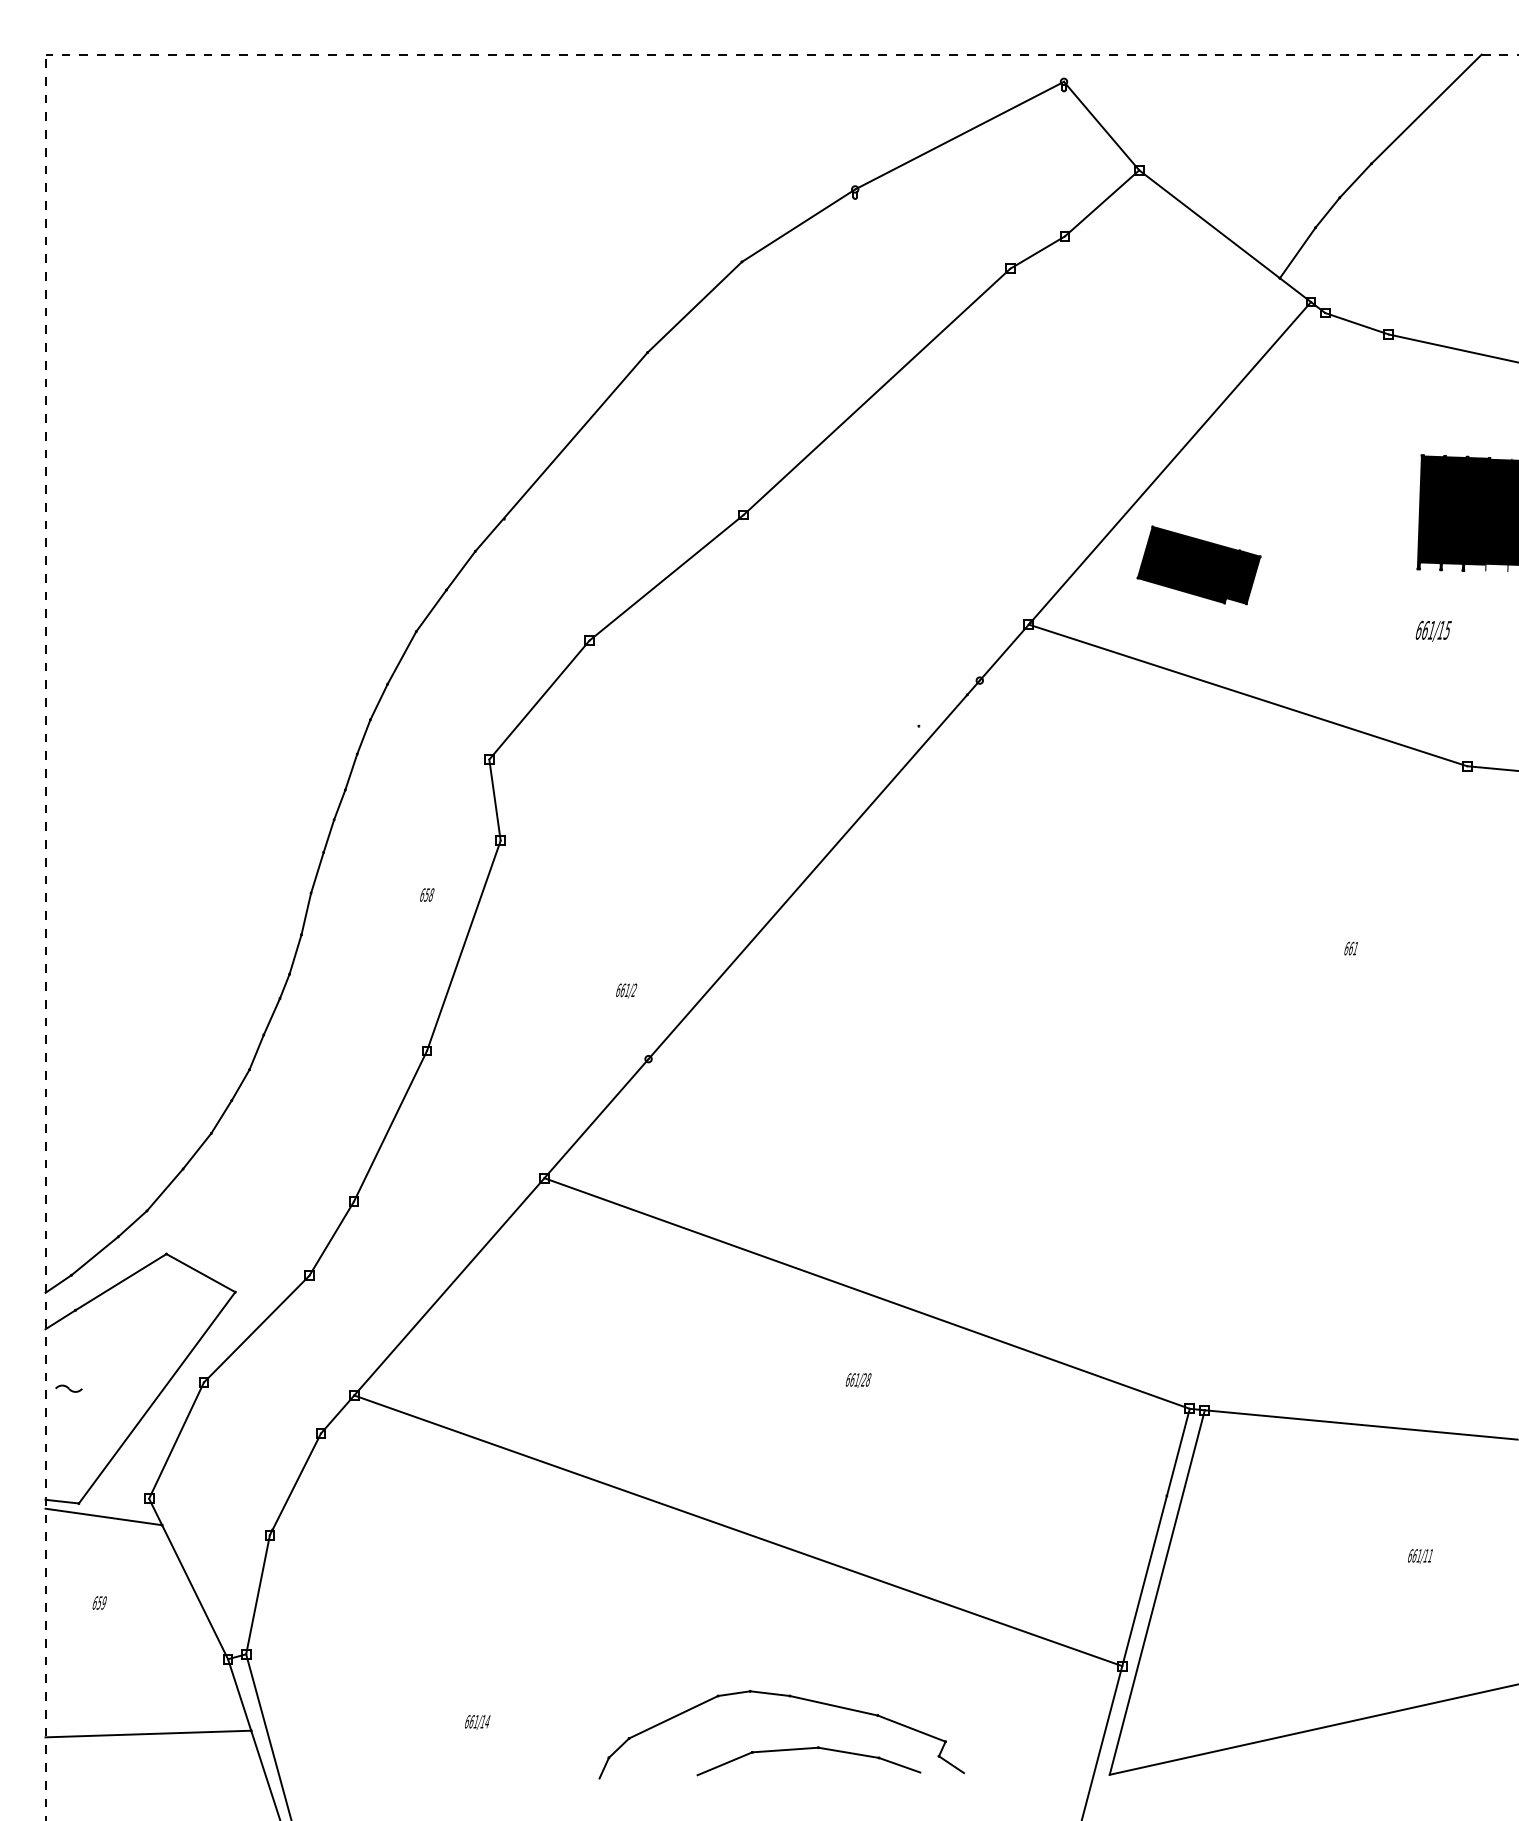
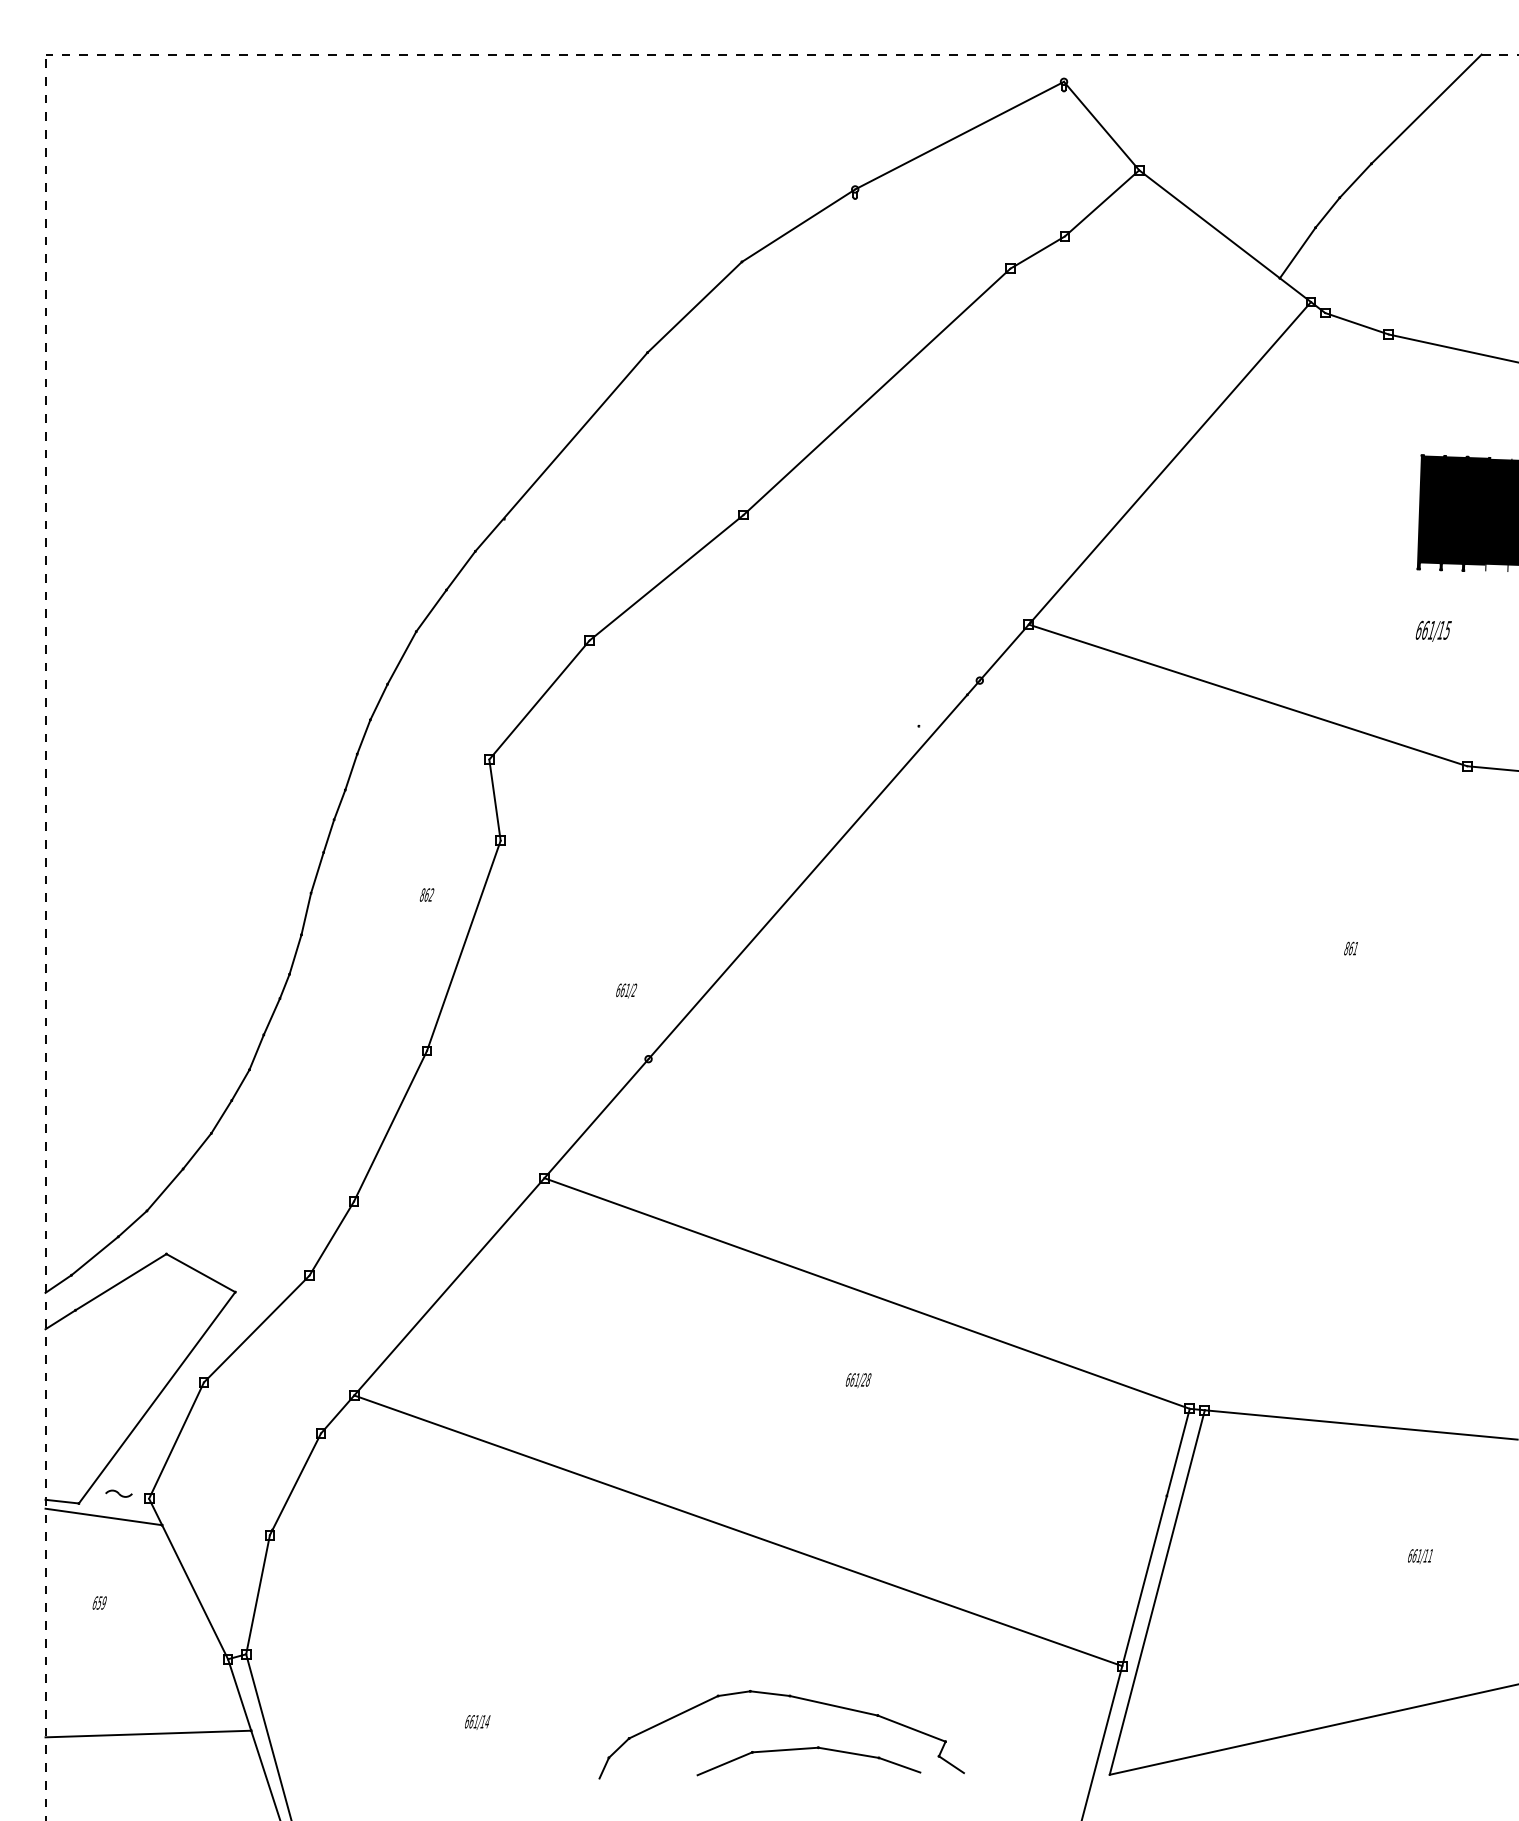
part: present -> none (1198, 565)
text: 658 -> 862 (426, 894)
text: 661 -> 861 (1346, 948)
part position: (68, 1388) -> (118, 1493) (118, 1493)
